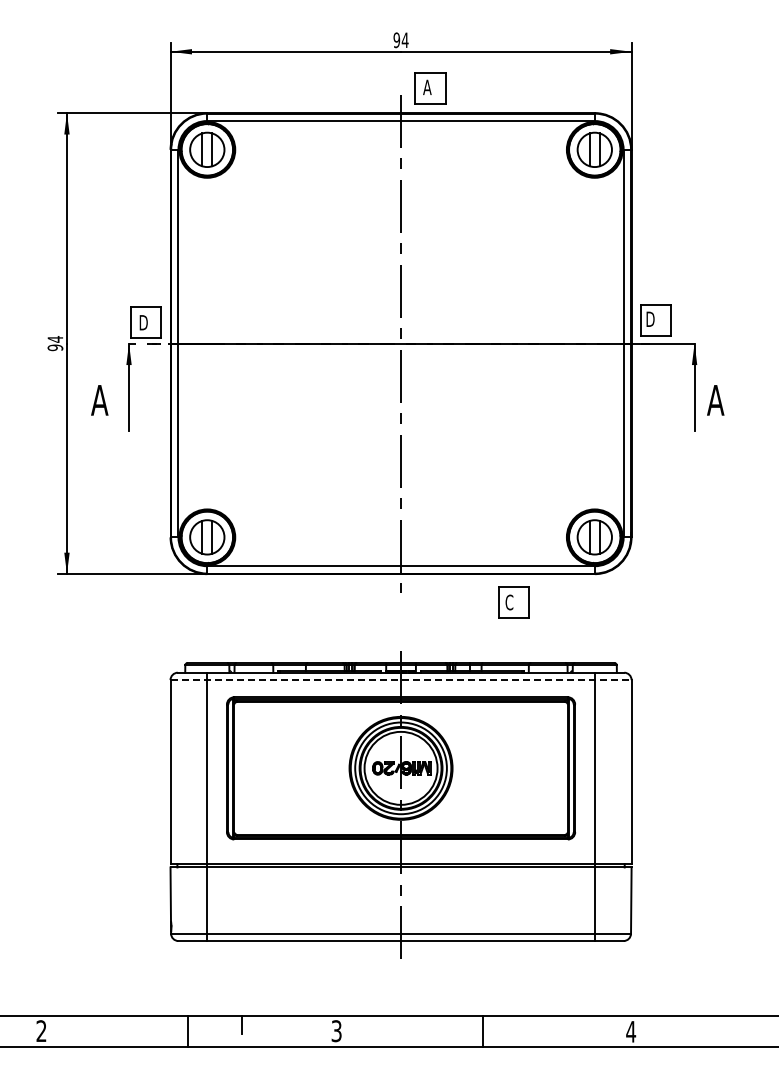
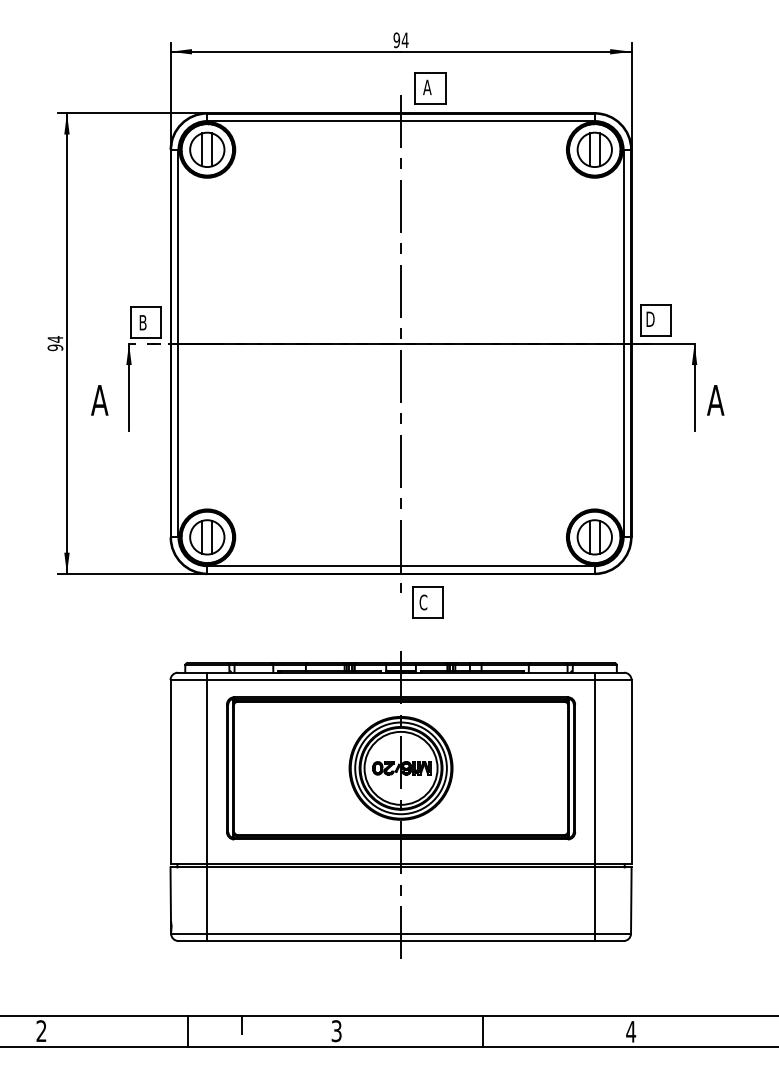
text: D -> B (144, 323)
part position: (513, 602) -> (427, 602) (427, 602)
line: dashed -> solid (401, 680)
